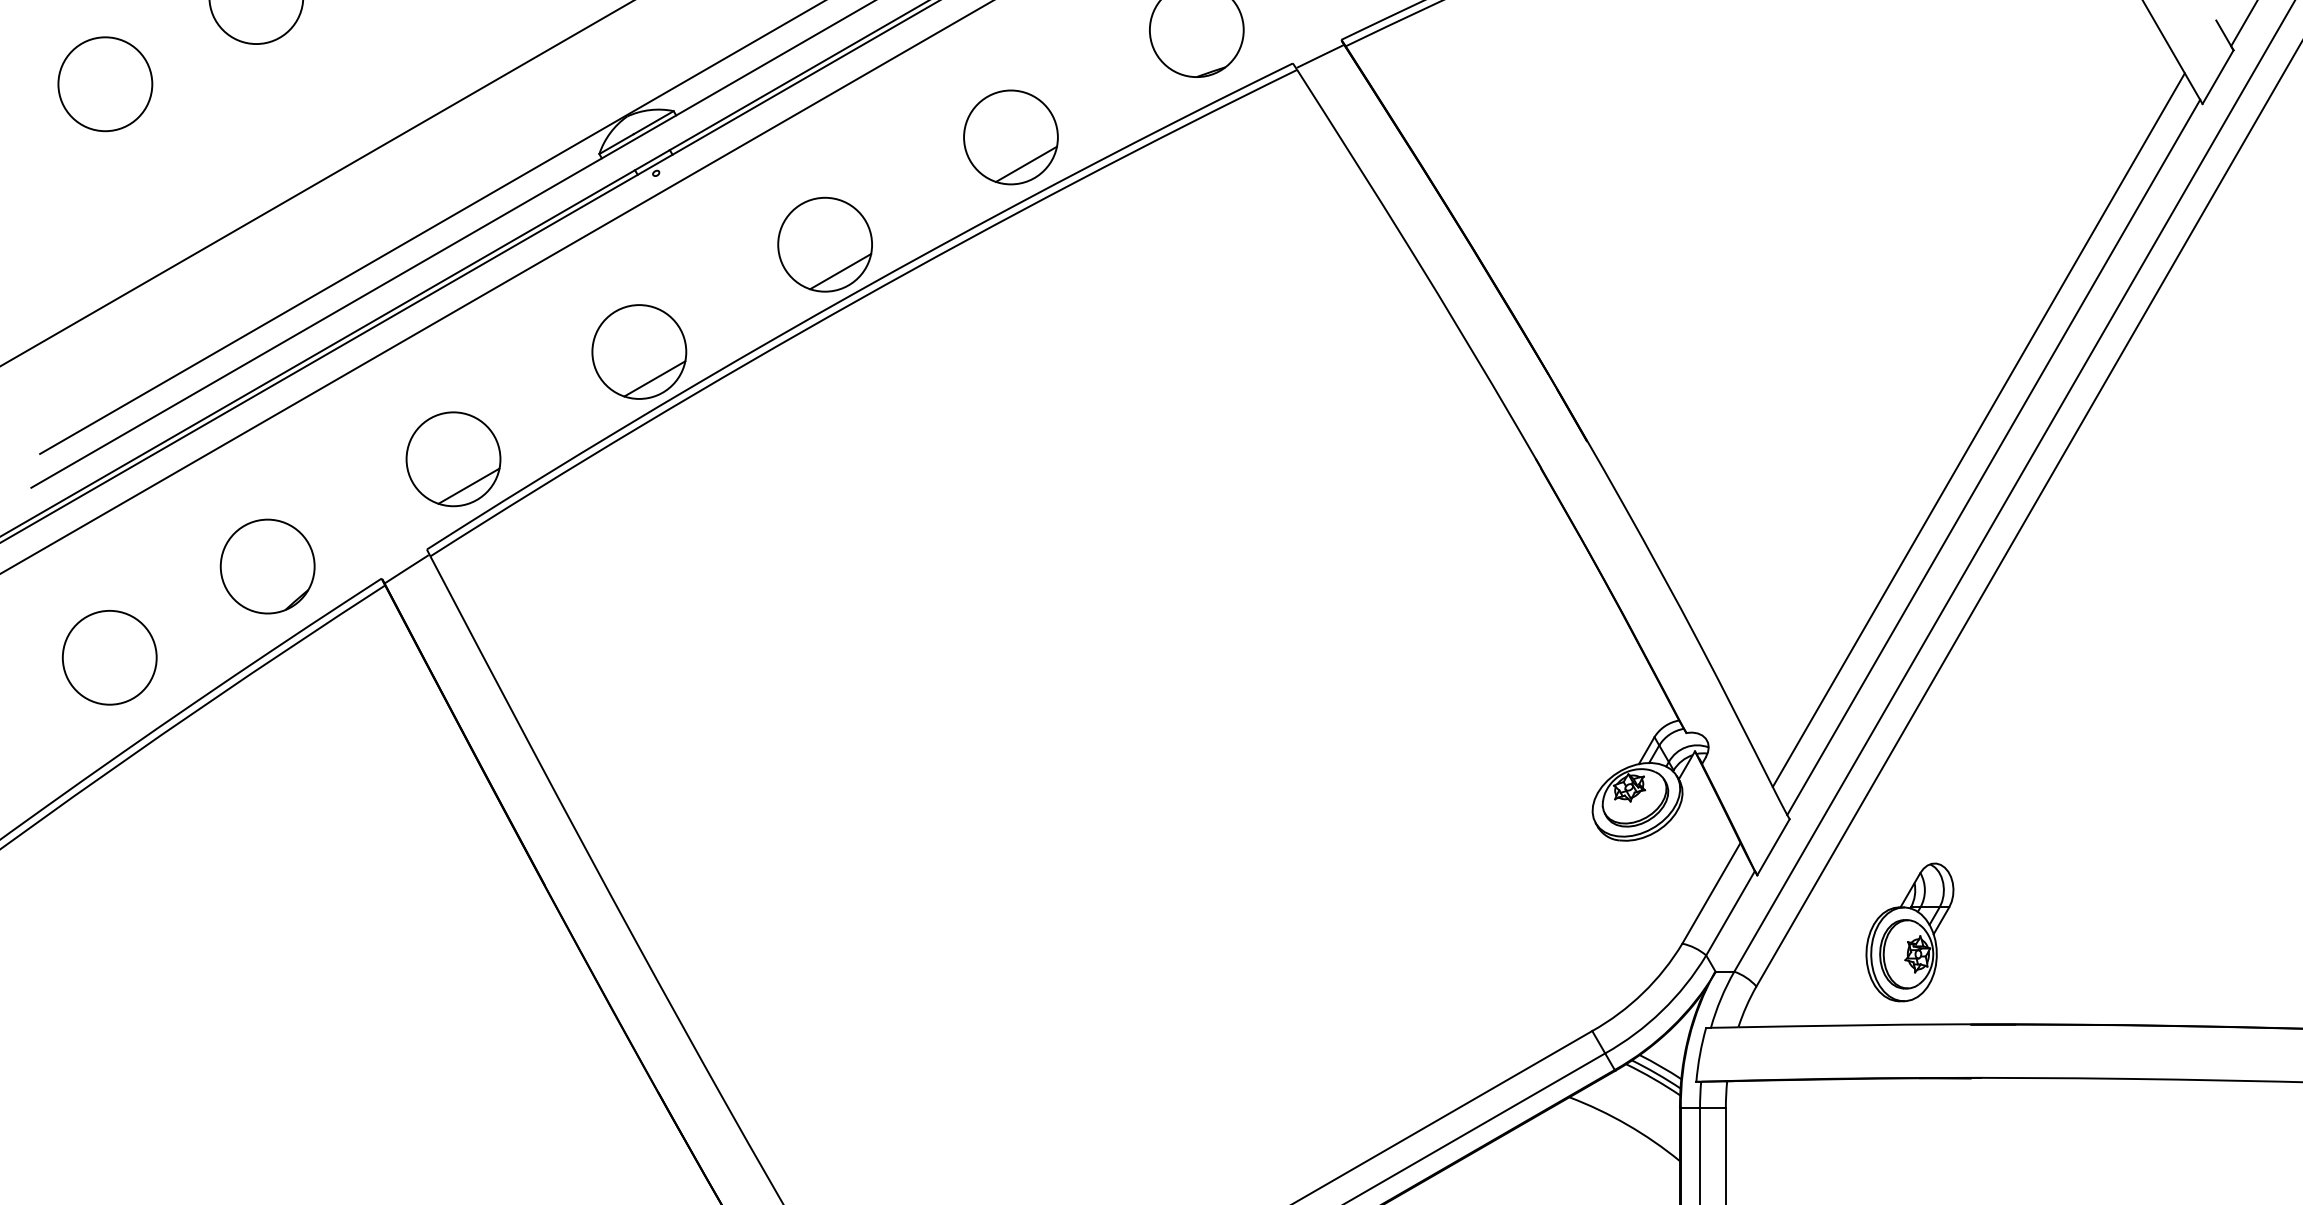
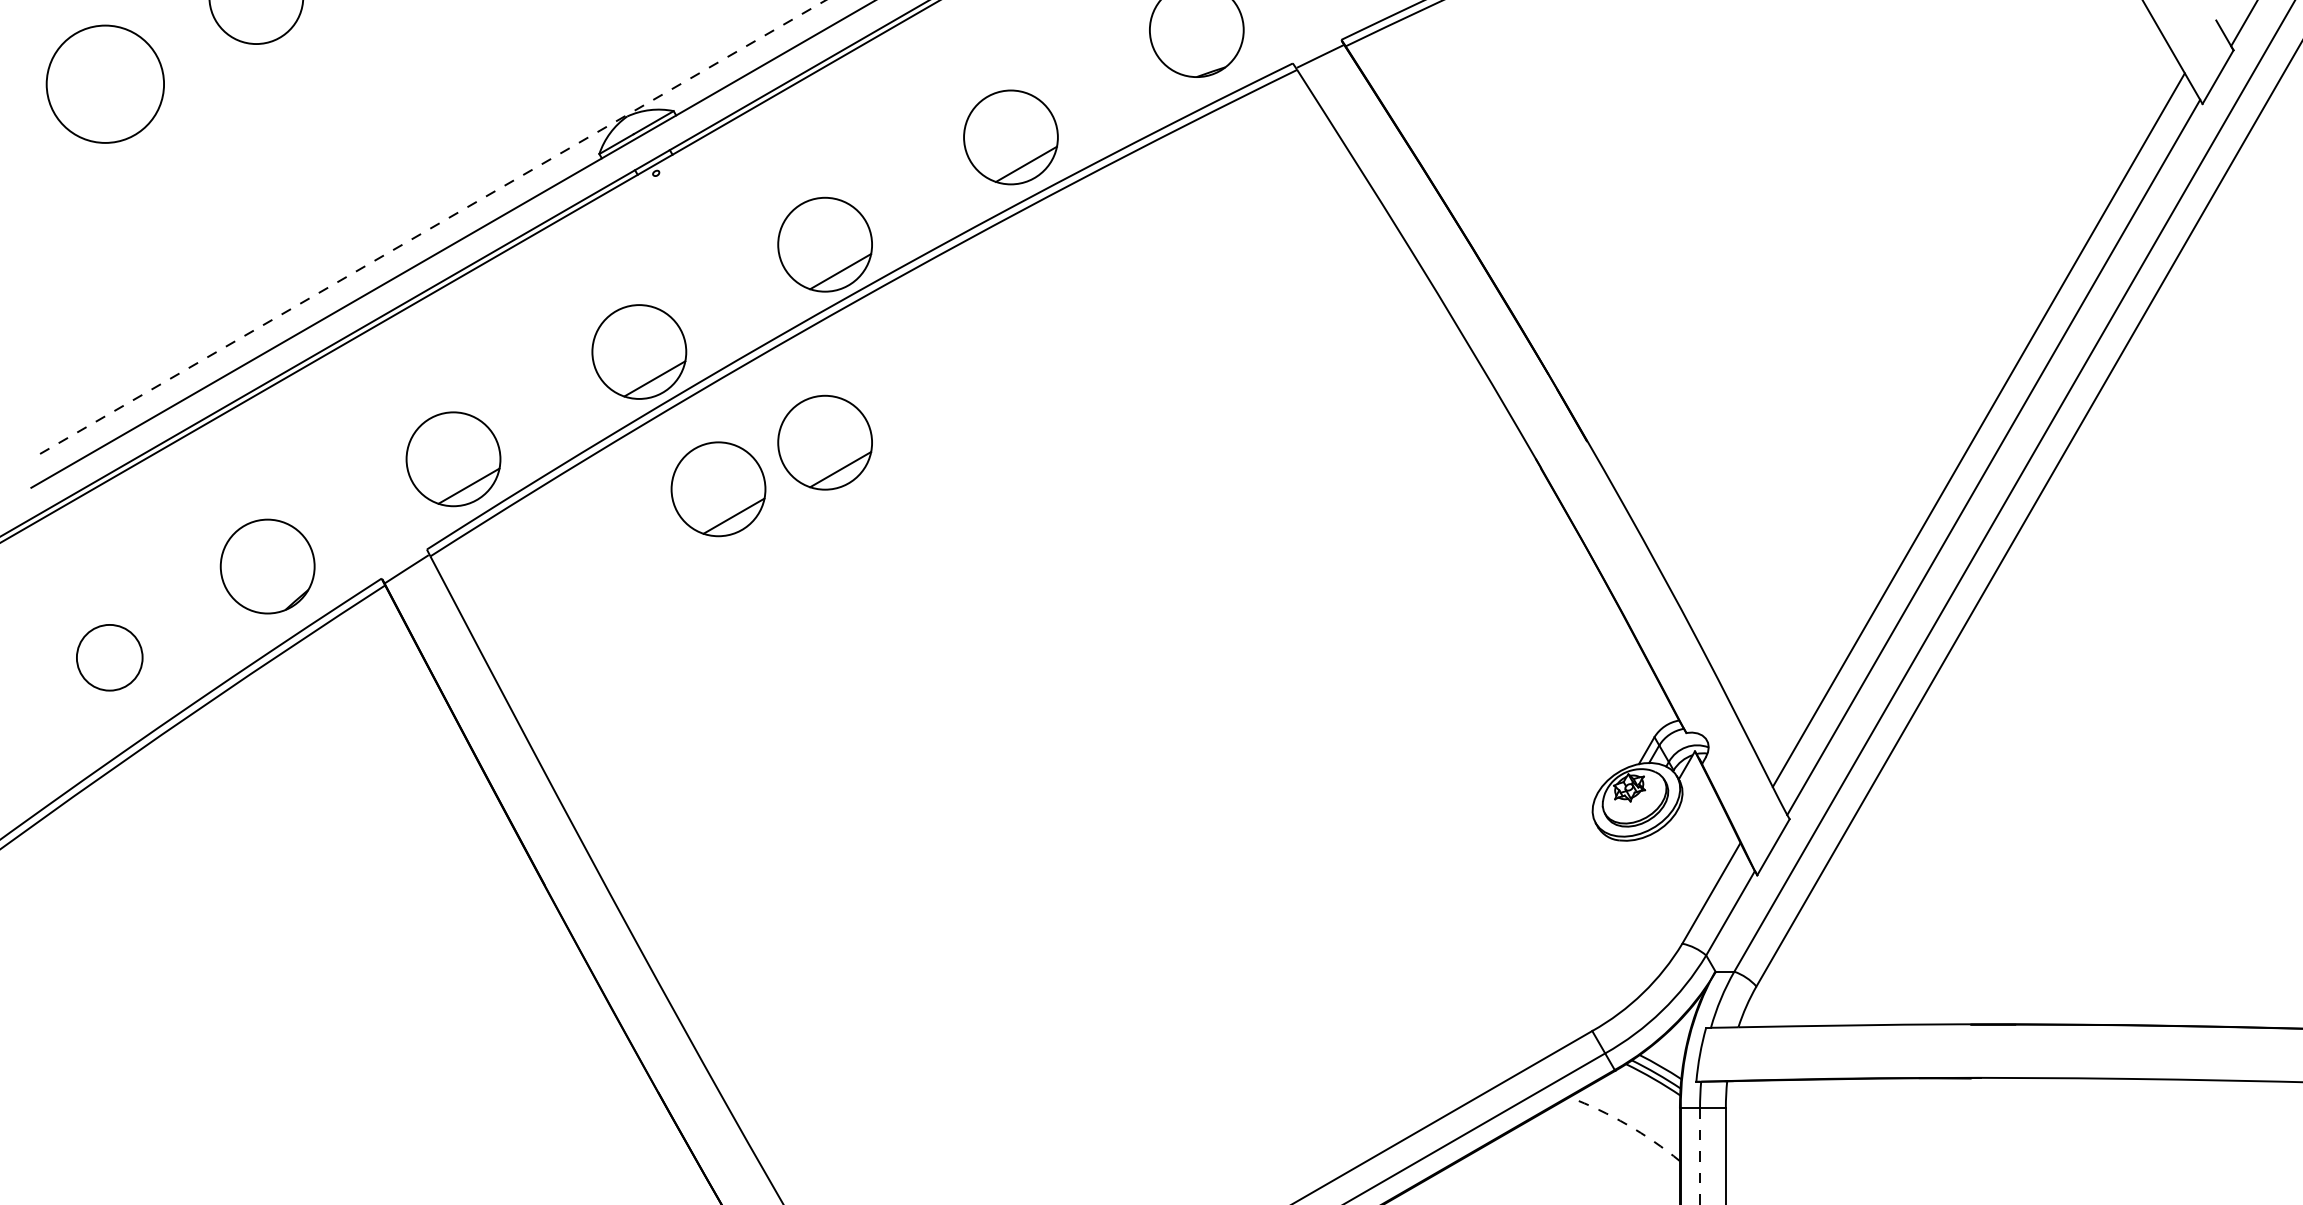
circle diameter: 94 px -> 117 px (105, 83)
line: present -> none (316, 183)
line: solid -> dashed (433, 227)
line: present -> none (496, 287)
part: none -> present (824, 442)
part: none -> present (718, 489)
circle diameter: 94 px -> 66 px (109, 657)
part: present -> none (1909, 932)
arc: solid -> dashed (1627, 1124)
line: solid -> dashed (1700, 1156)
